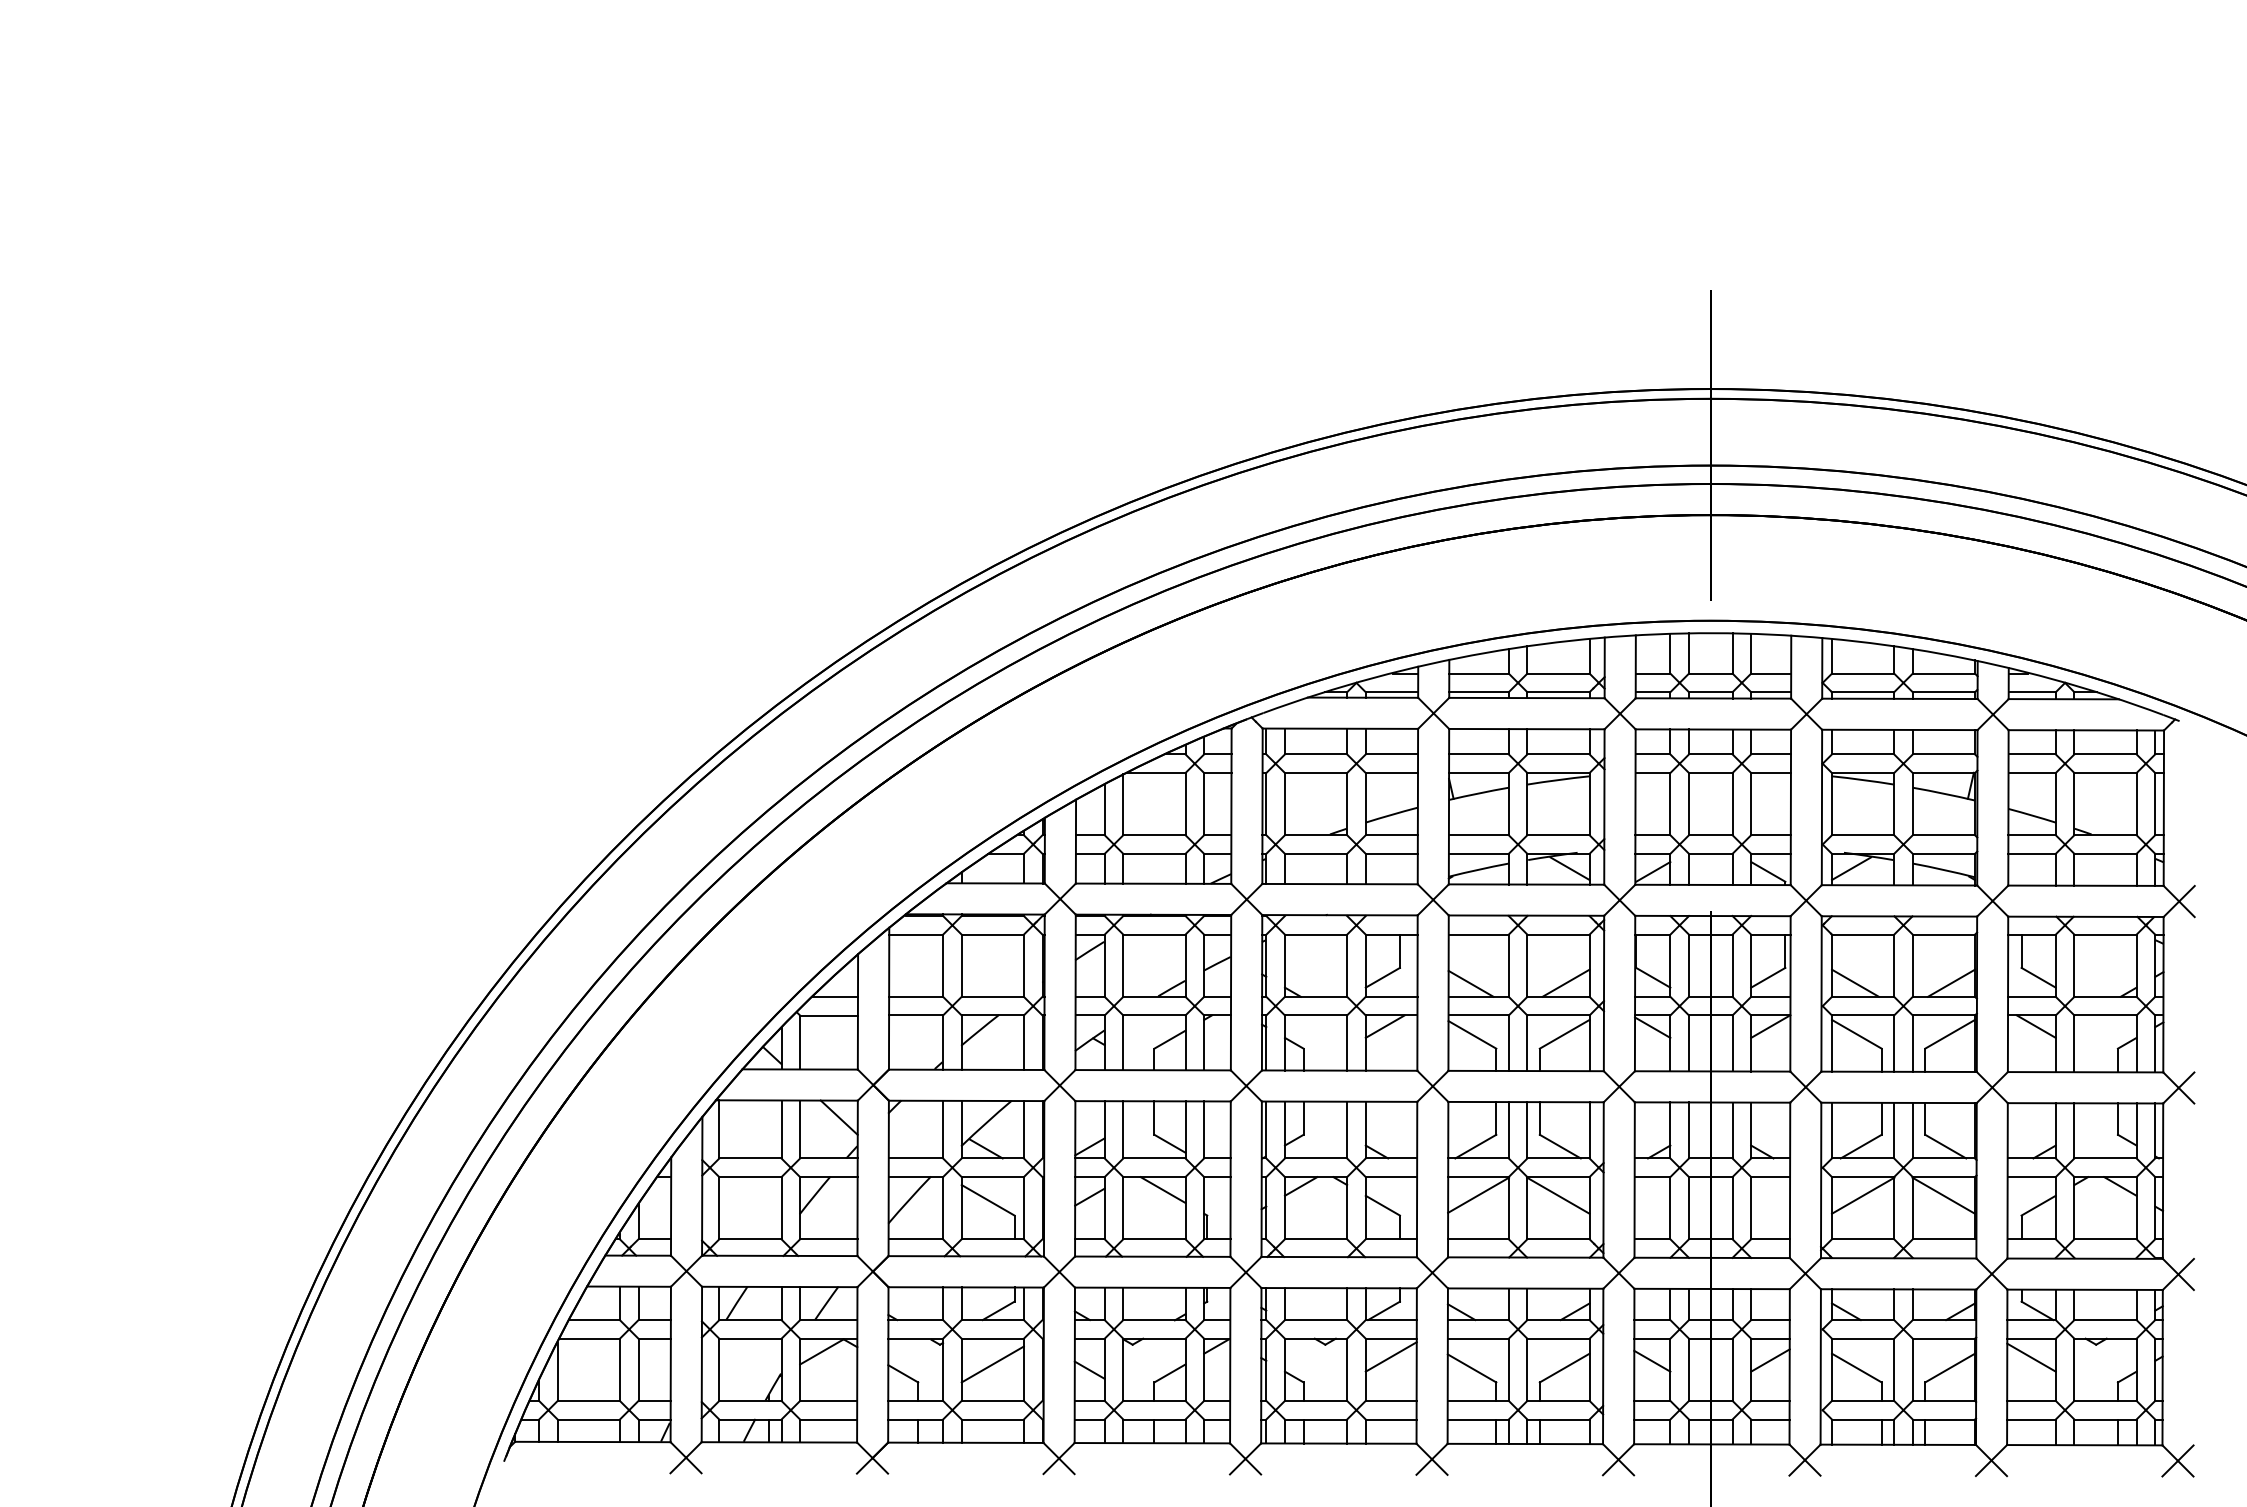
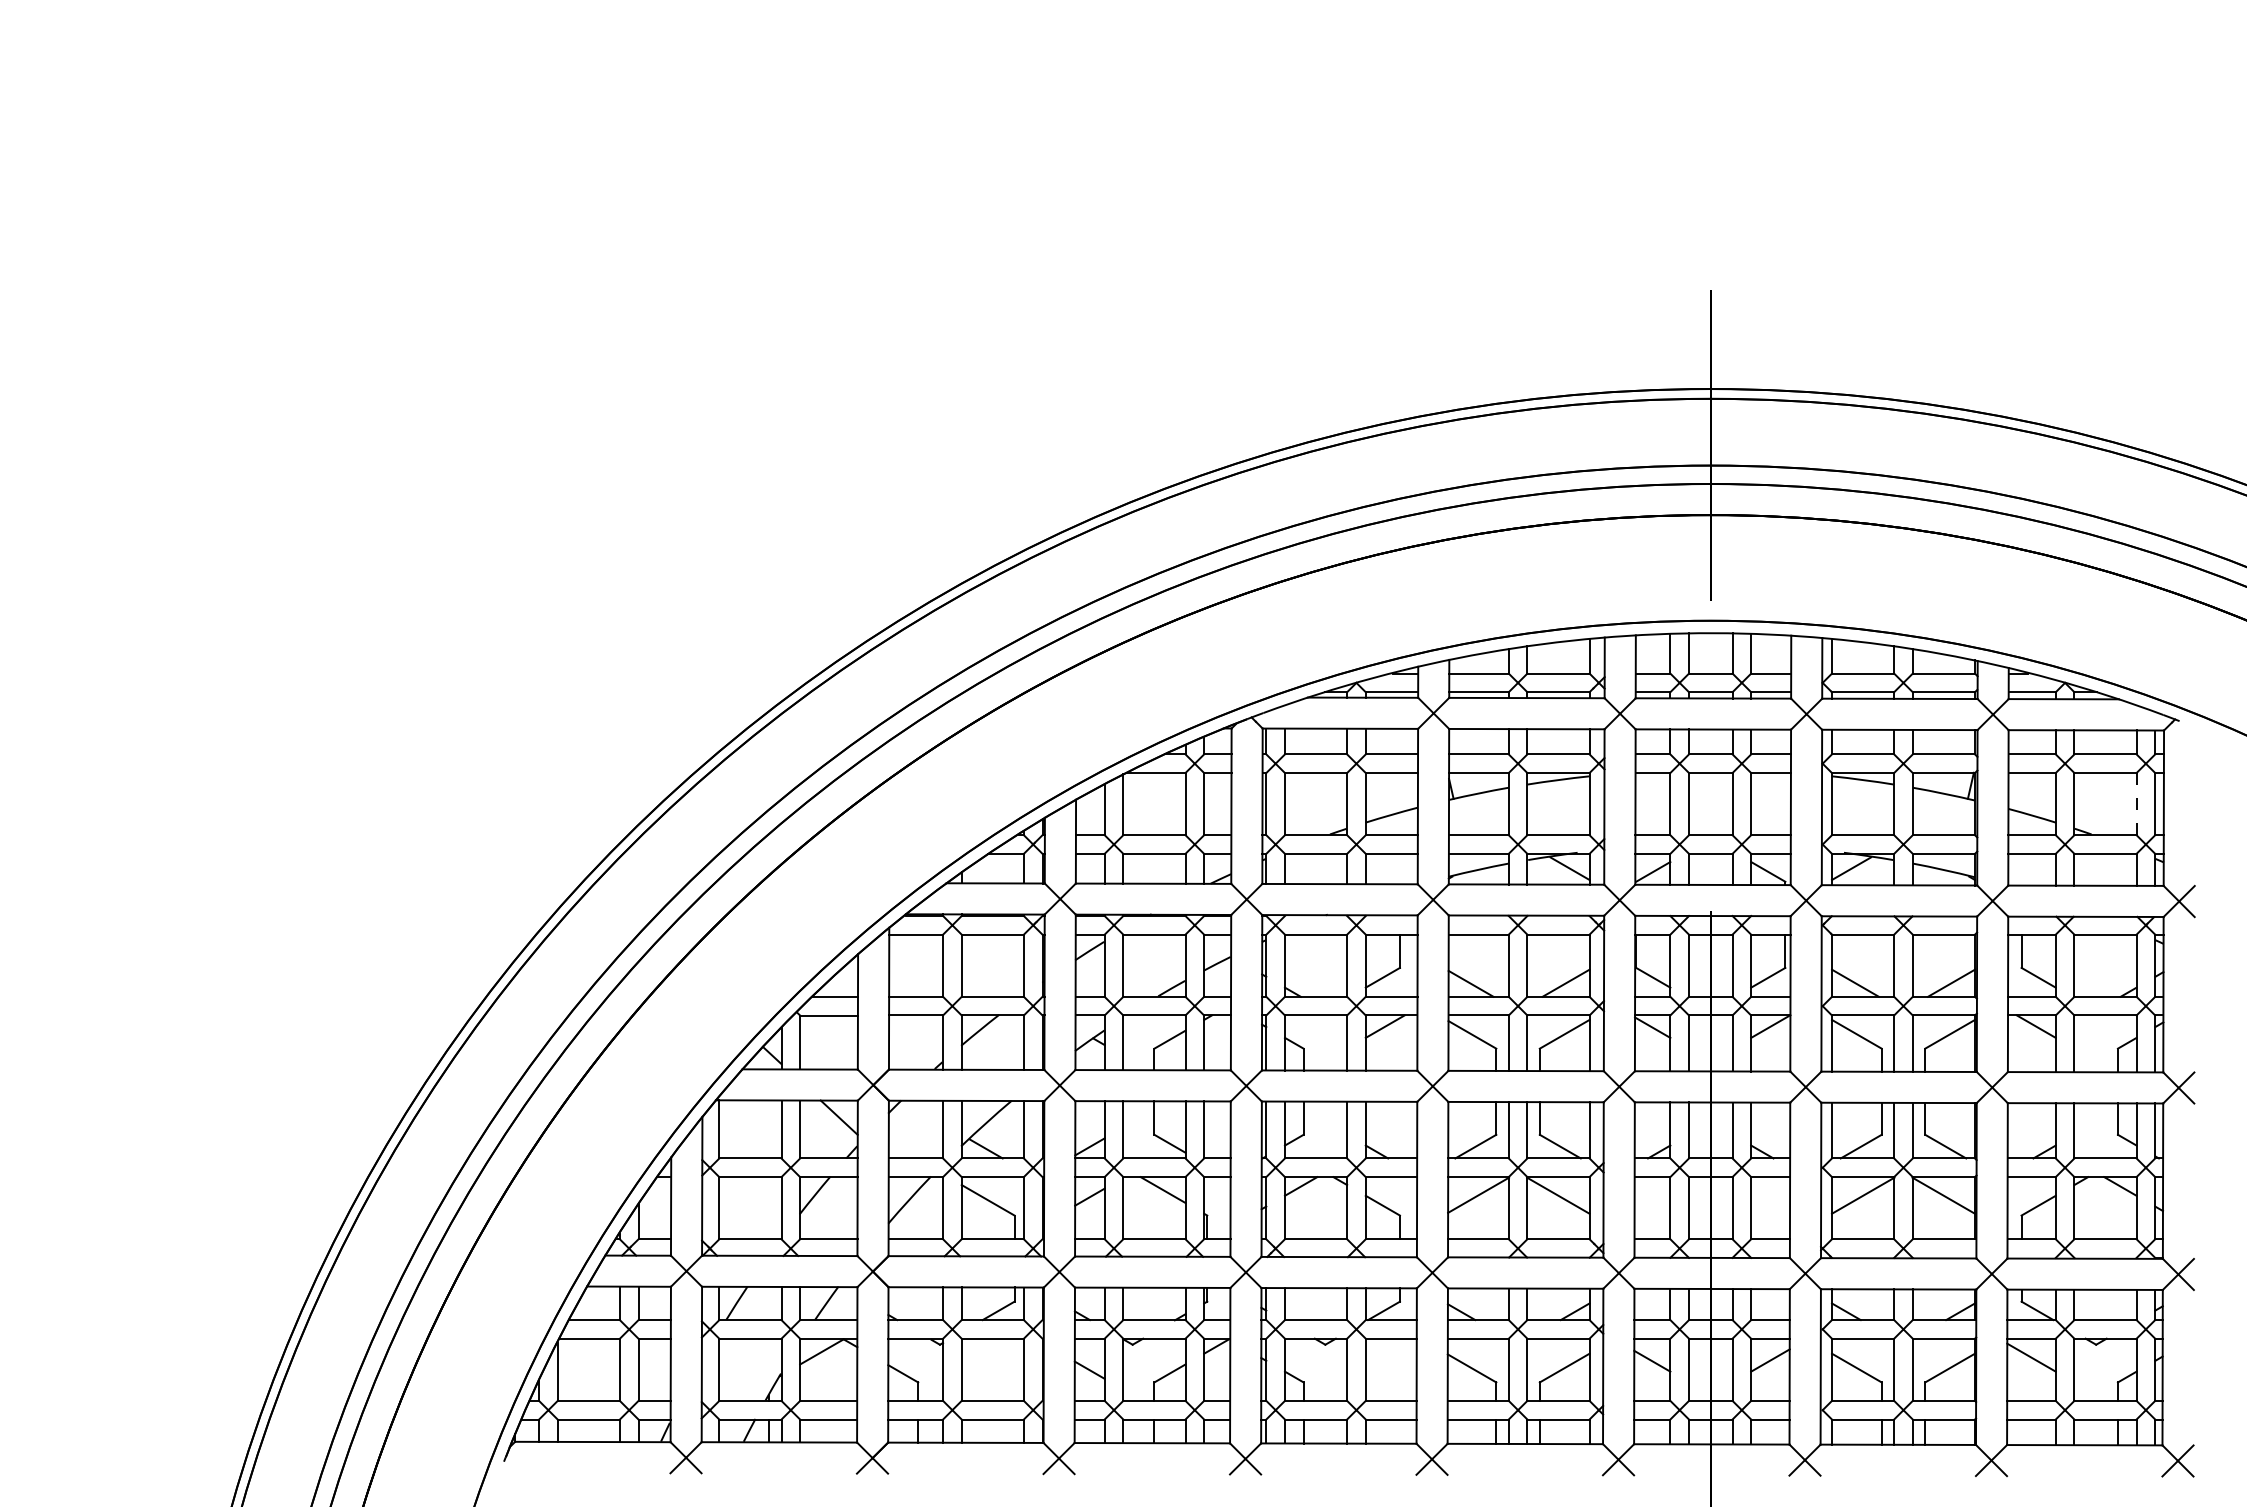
line: solid -> dashed (2136, 804)
line: present -> none (1390, 1356)
line: present -> none (992, 1364)
